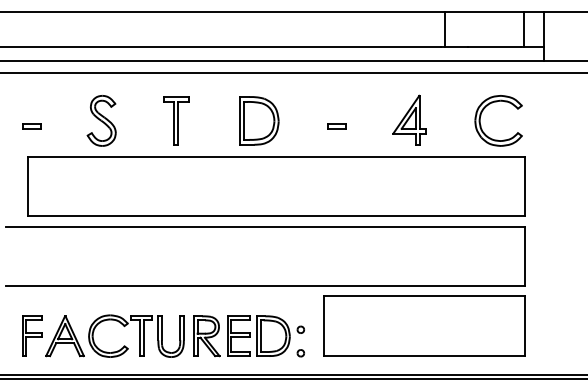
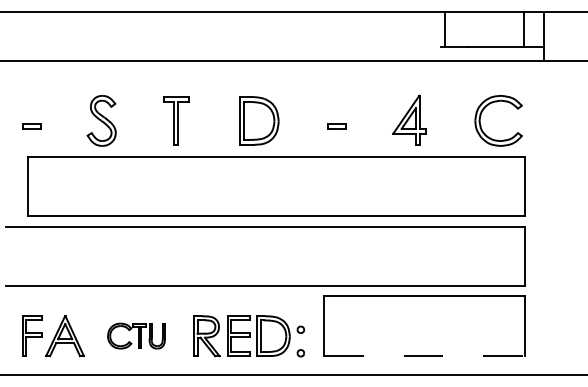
line: present -> none (221, 46)
line: present -> none (293, 73)
part size: 97x44 px -> 59x28 px (136, 335)
line: solid -> dashed (424, 356)
line: present -> none (293, 379)
